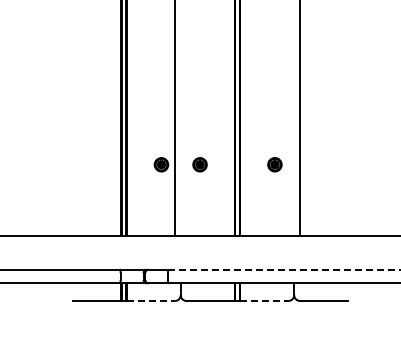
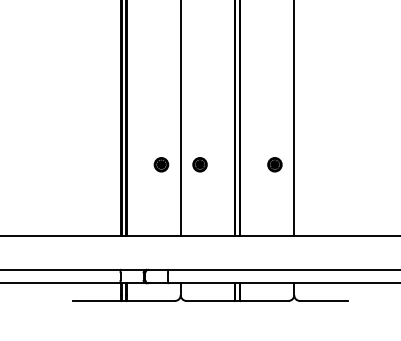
line position: (174, 118) -> (180, 118) (180, 118)
line position: (300, 118) -> (294, 118) (294, 118)
line: dashed -> solid (284, 269)
line: dashed -> solid (151, 300)
line: dashed -> solid (264, 300)
